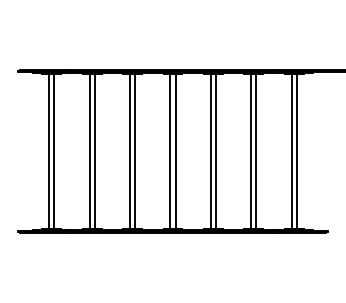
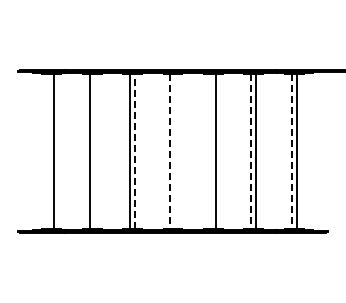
line: present -> none (48, 151)
line: present -> none (94, 151)
line: solid -> dashed (135, 151)
line: solid -> dashed (170, 151)
line: present -> none (175, 151)
line: present -> none (210, 151)
line: solid -> dashed (251, 151)
line: solid -> dashed (292, 151)
